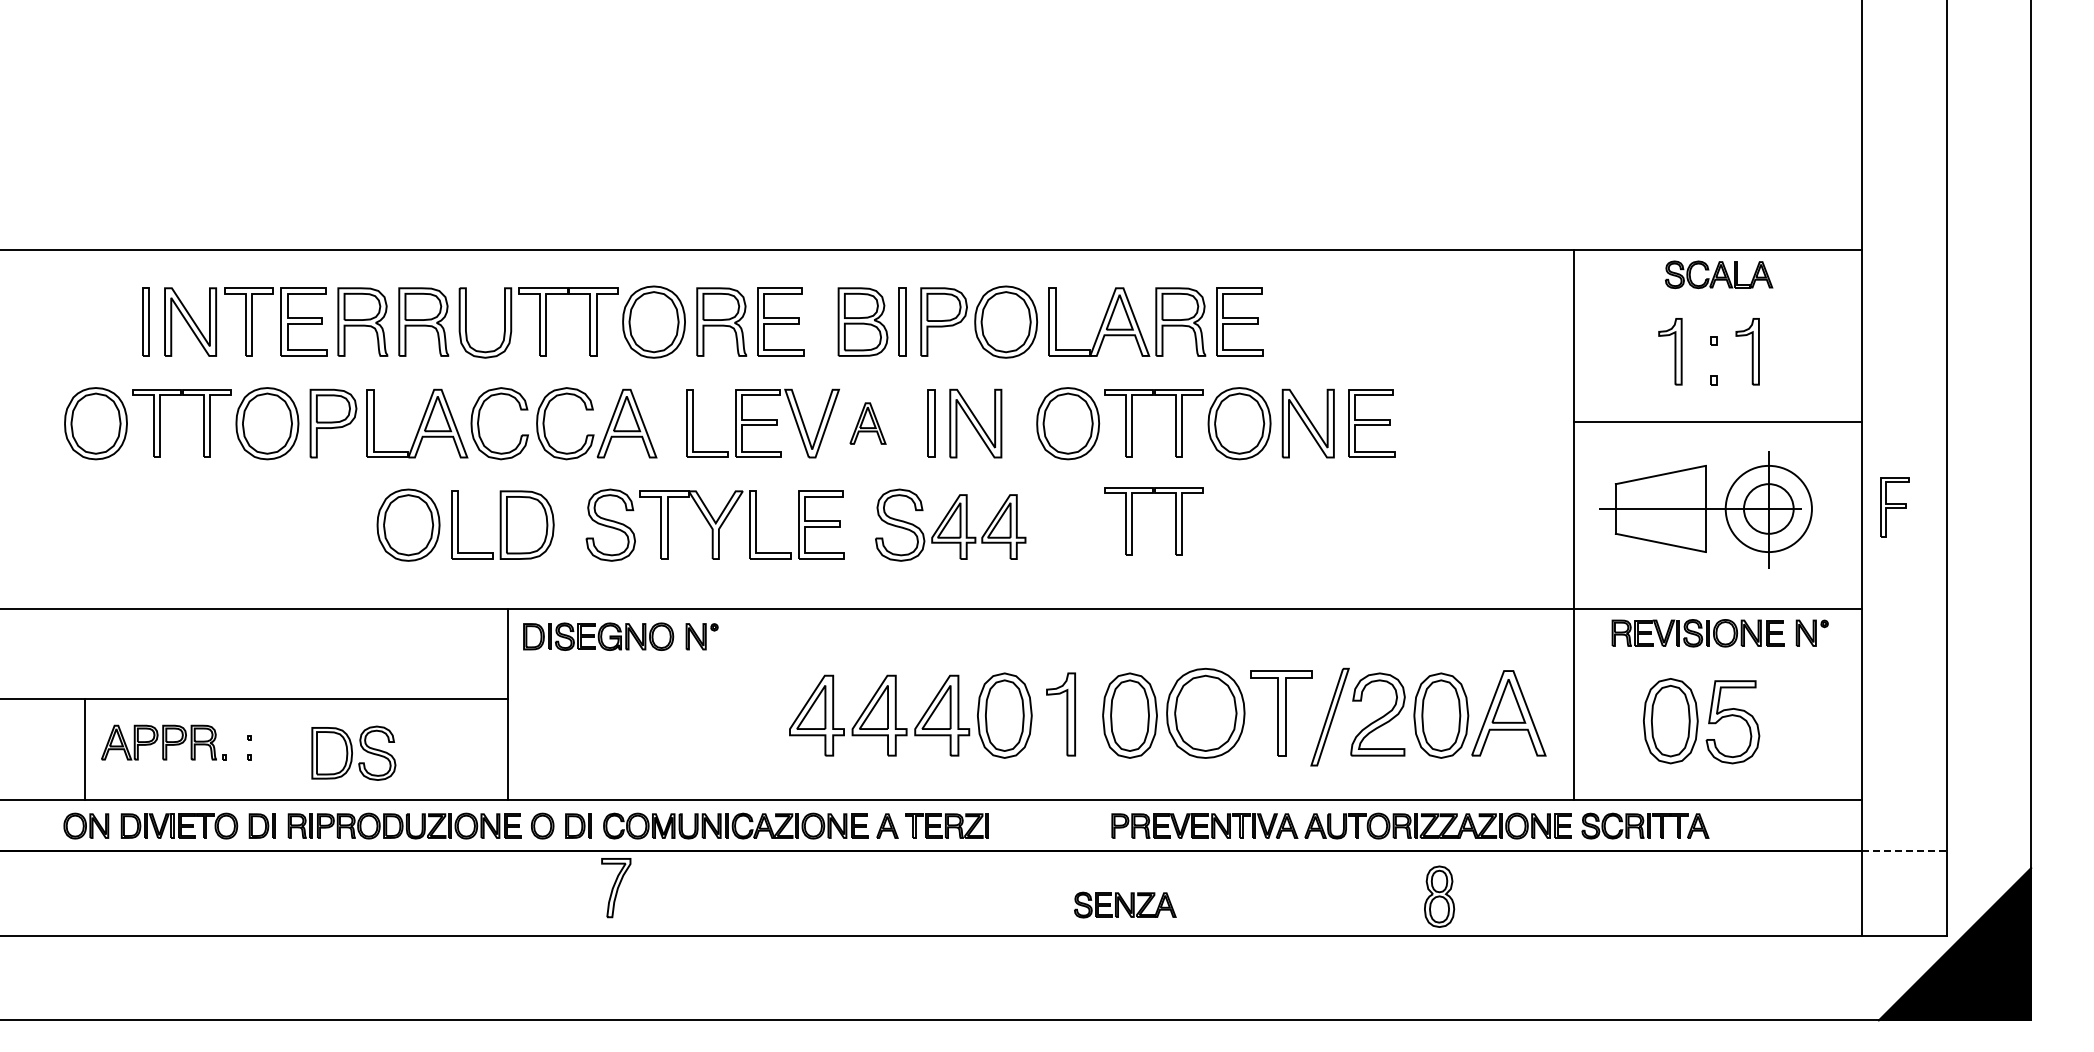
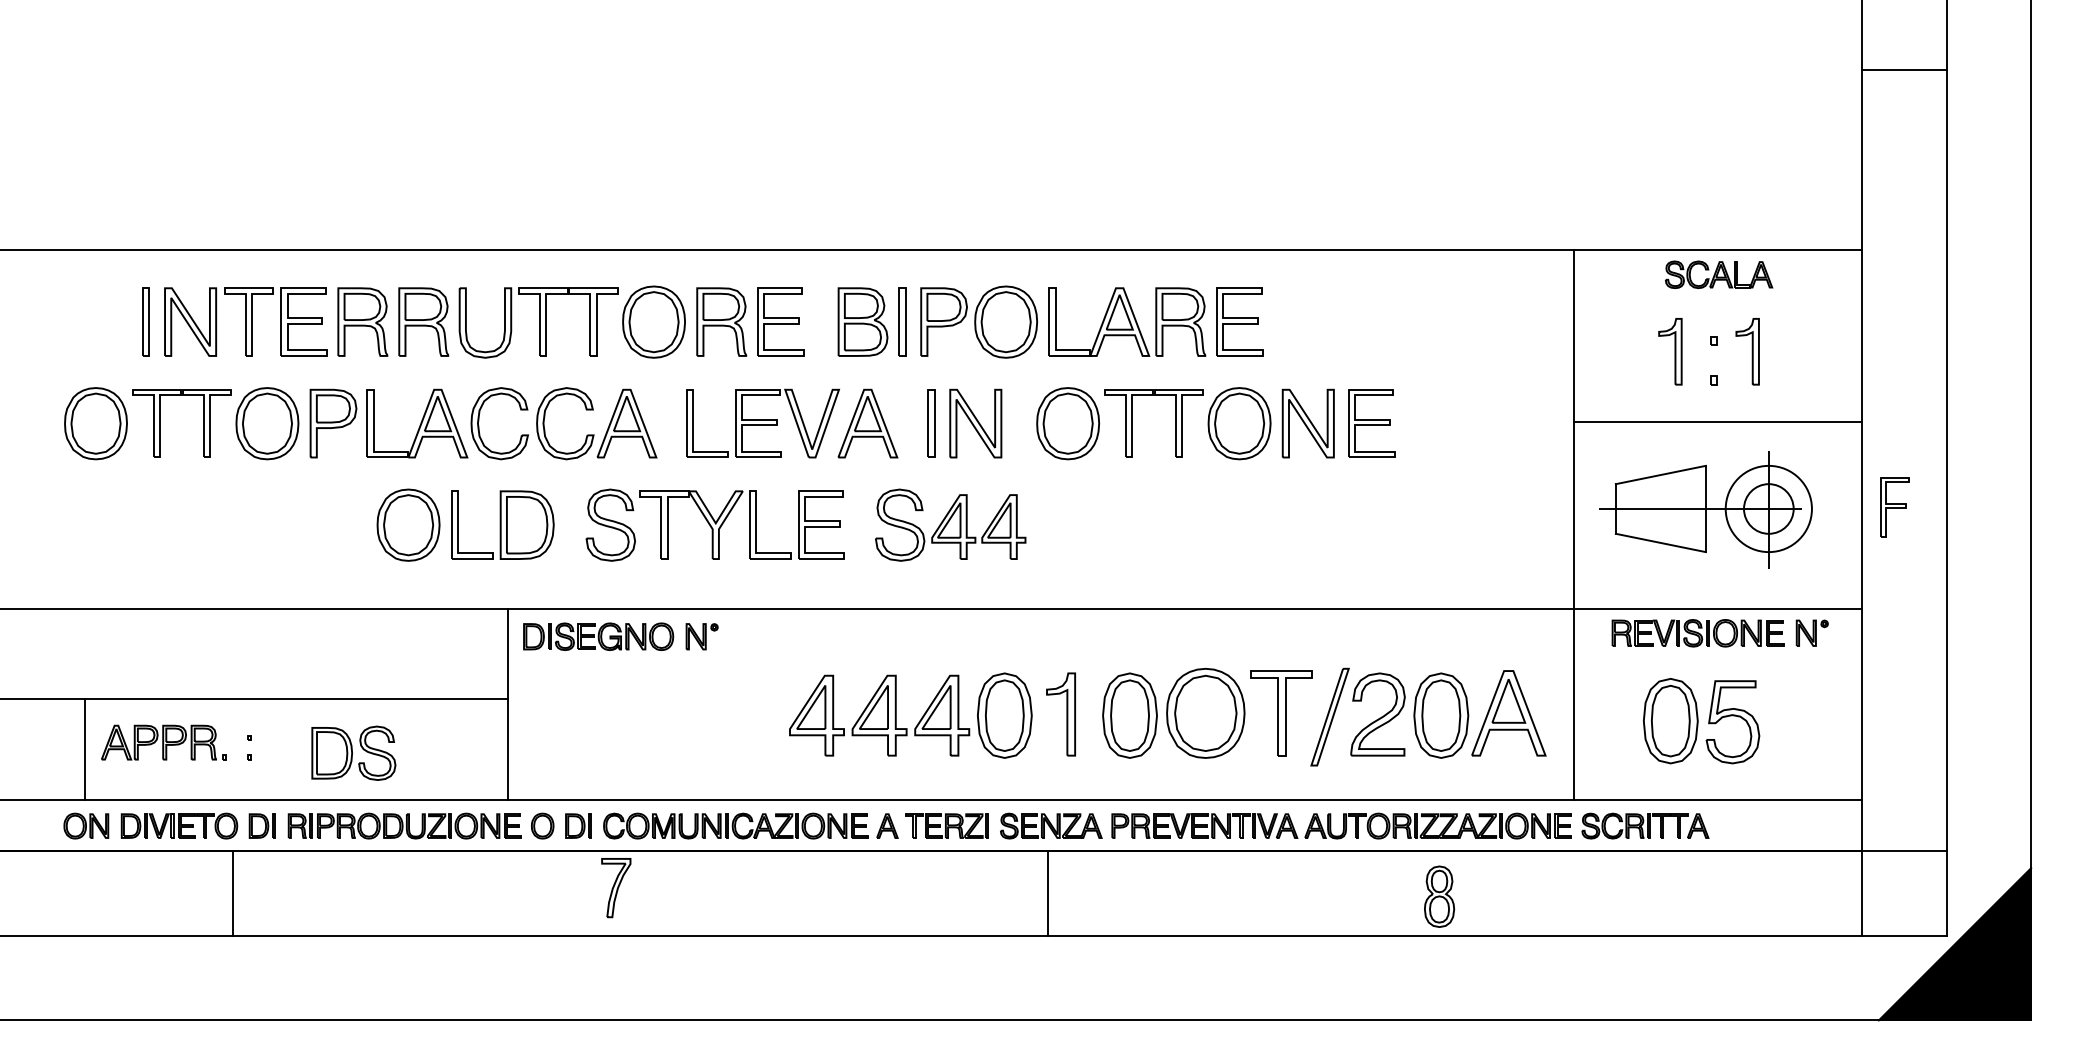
line: none -> present (1903, 69)
part size: 38x43 px -> 62x71 px (867, 423)
part: present -> none (1132, 521)
line: dashed -> solid (1904, 851)
line: none -> present (233, 893)
line: none -> present (1047, 893)
part position: (1125, 904) -> (1051, 825) (1051, 825)
